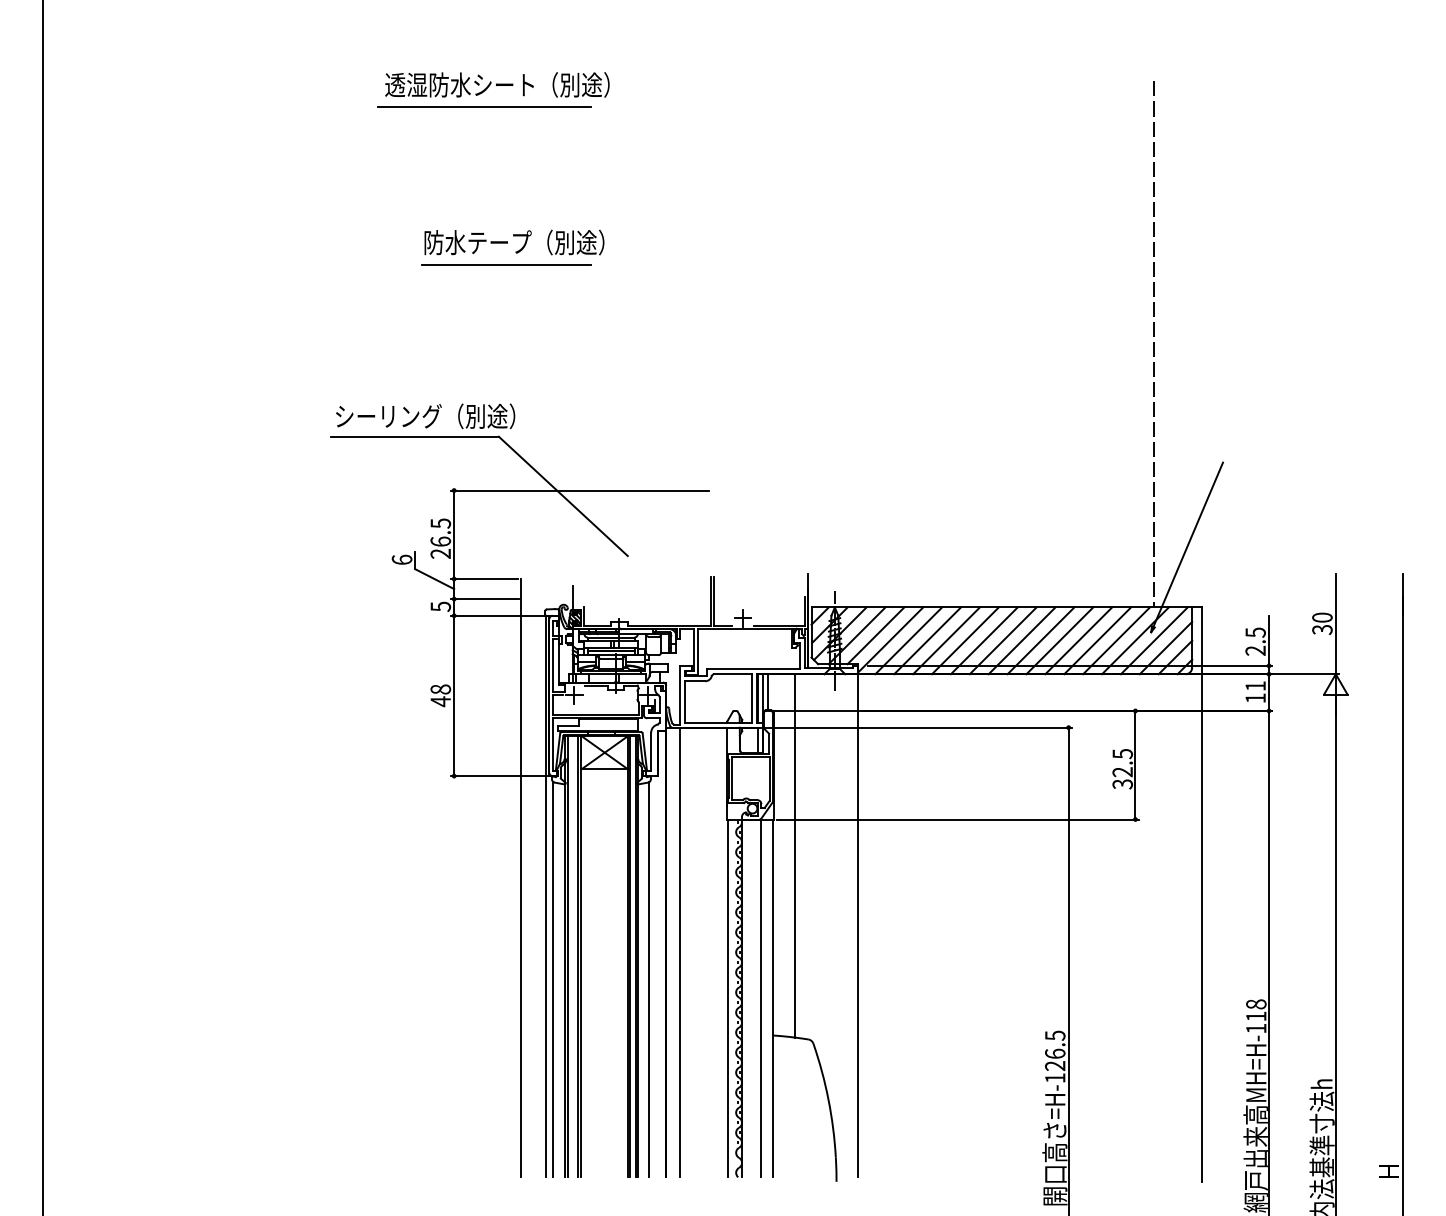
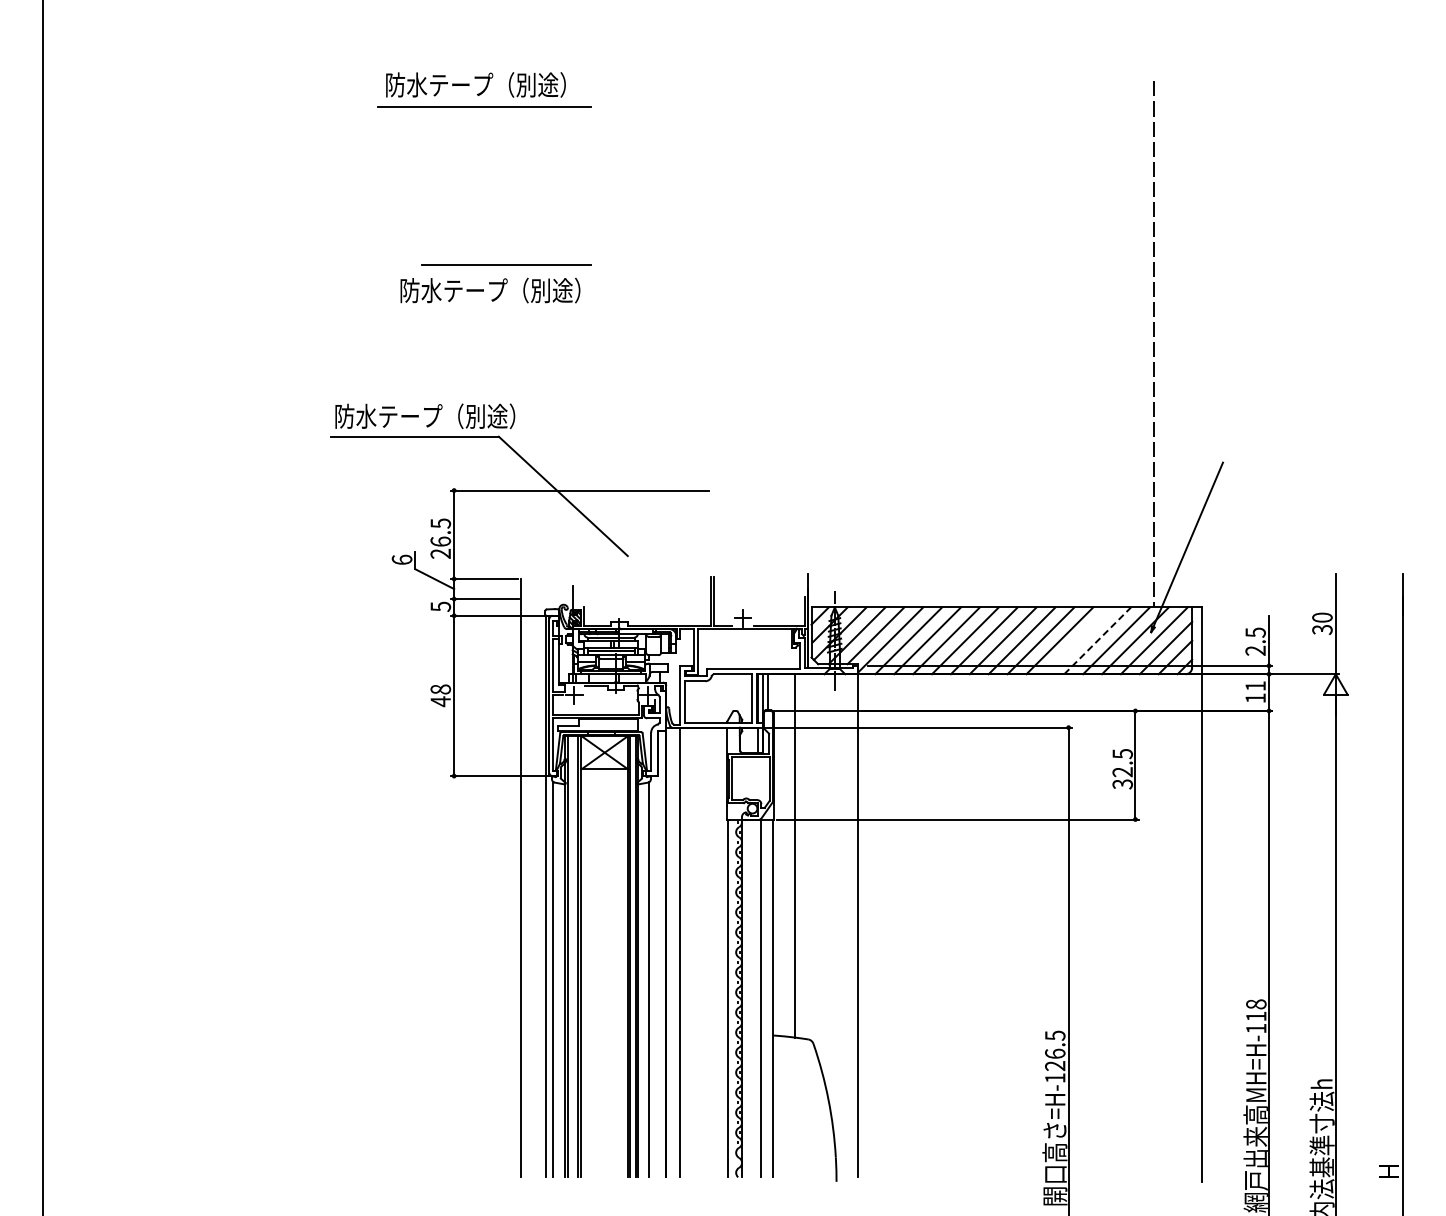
text: 透湿防水シート（別途） -> 防水テープ（別途） (497, 84)
text position: (514, 242) -> (490, 290) (490, 290)
text: シーリング（別途） -> 防水テープ（別途） (388, 415)
line: present -> none (1078, 640)
line: solid -> dashed (1098, 640)
